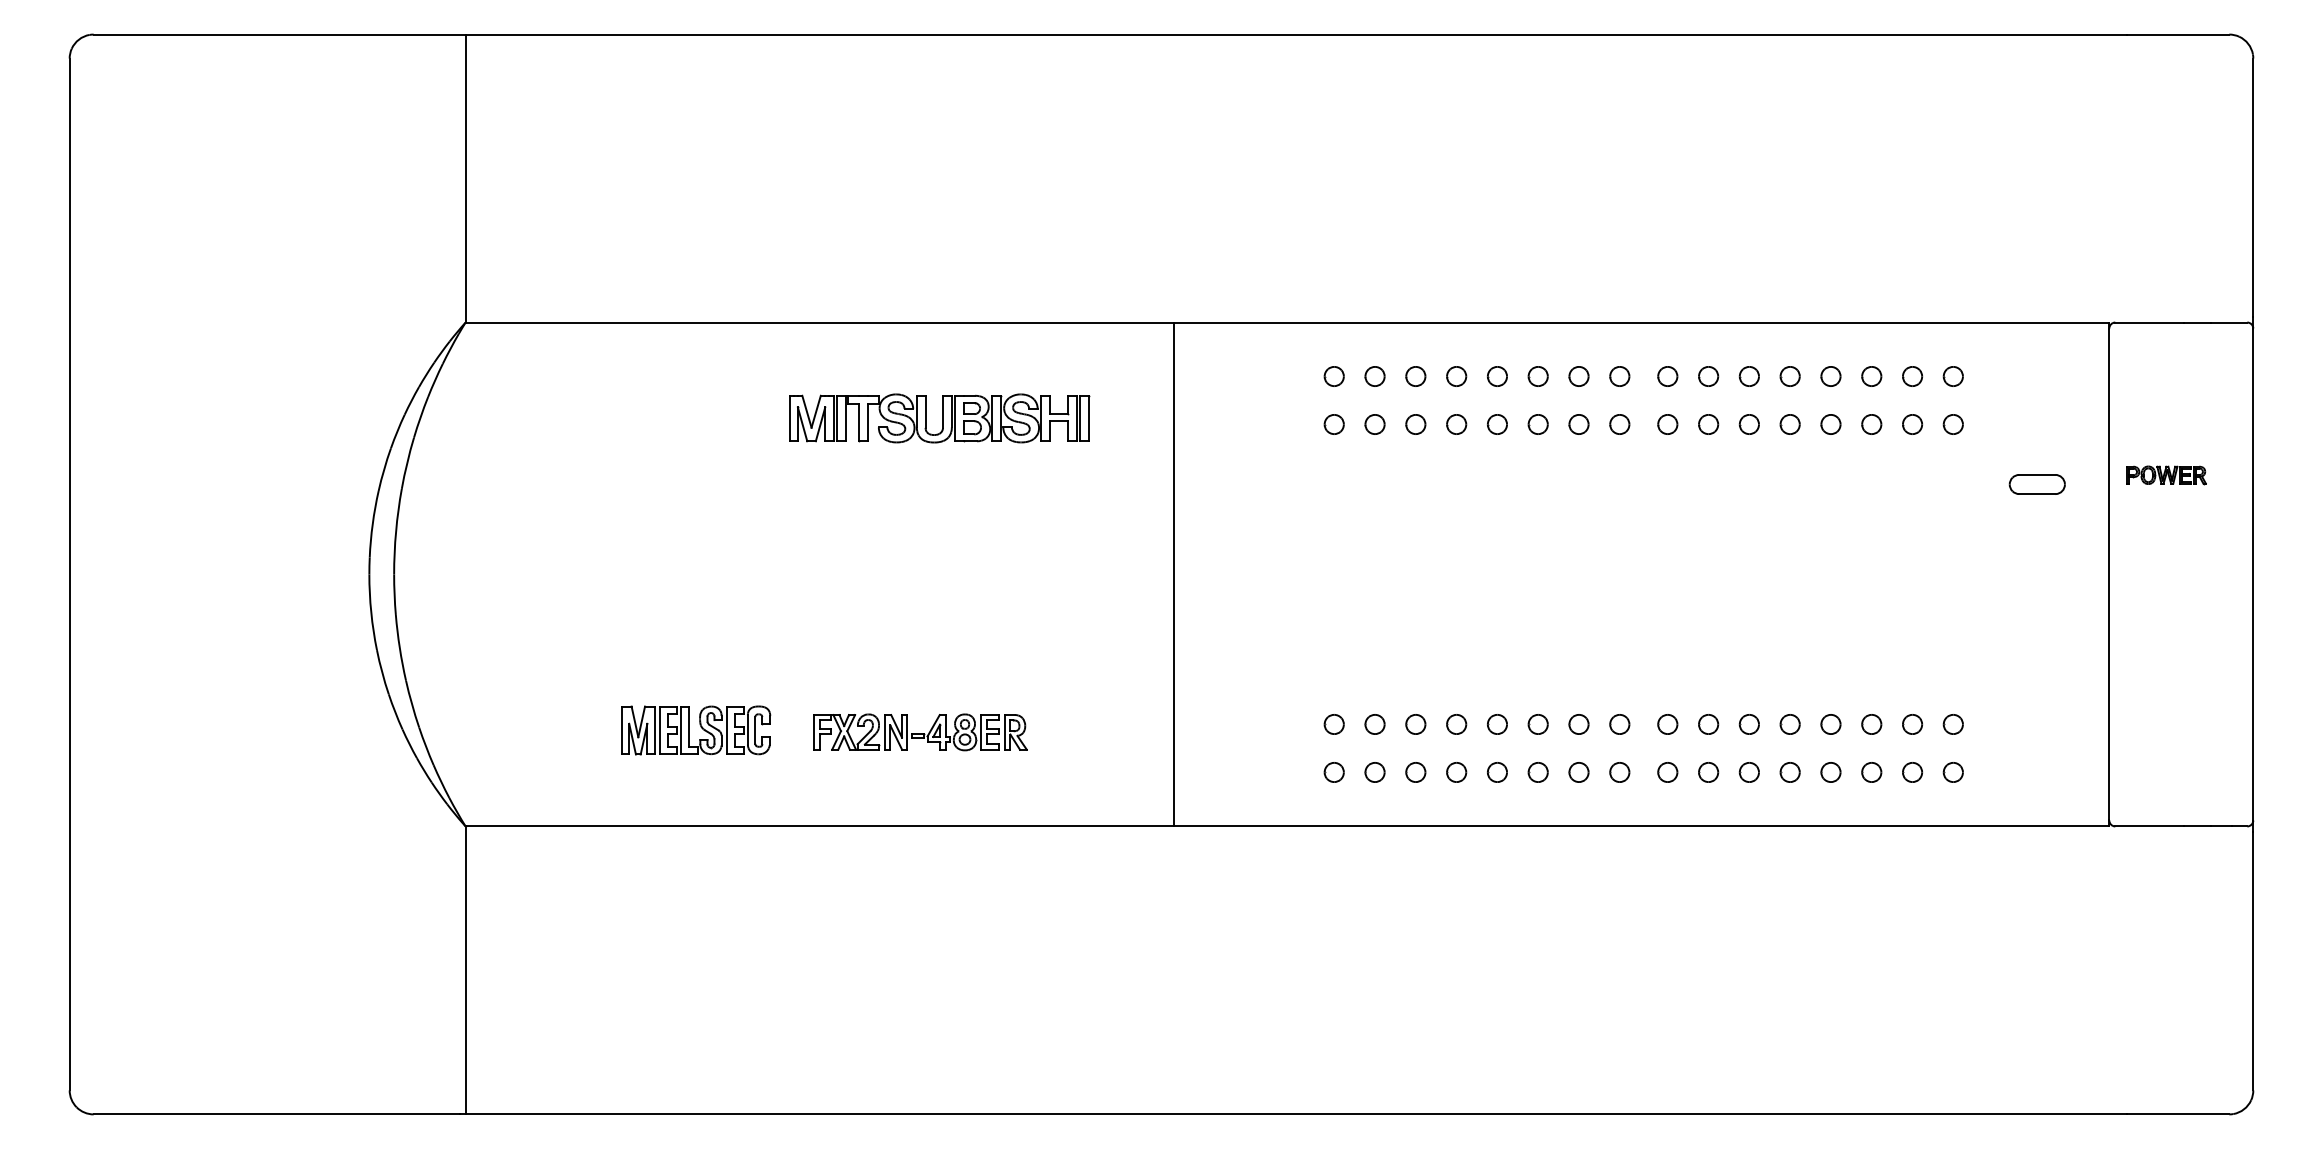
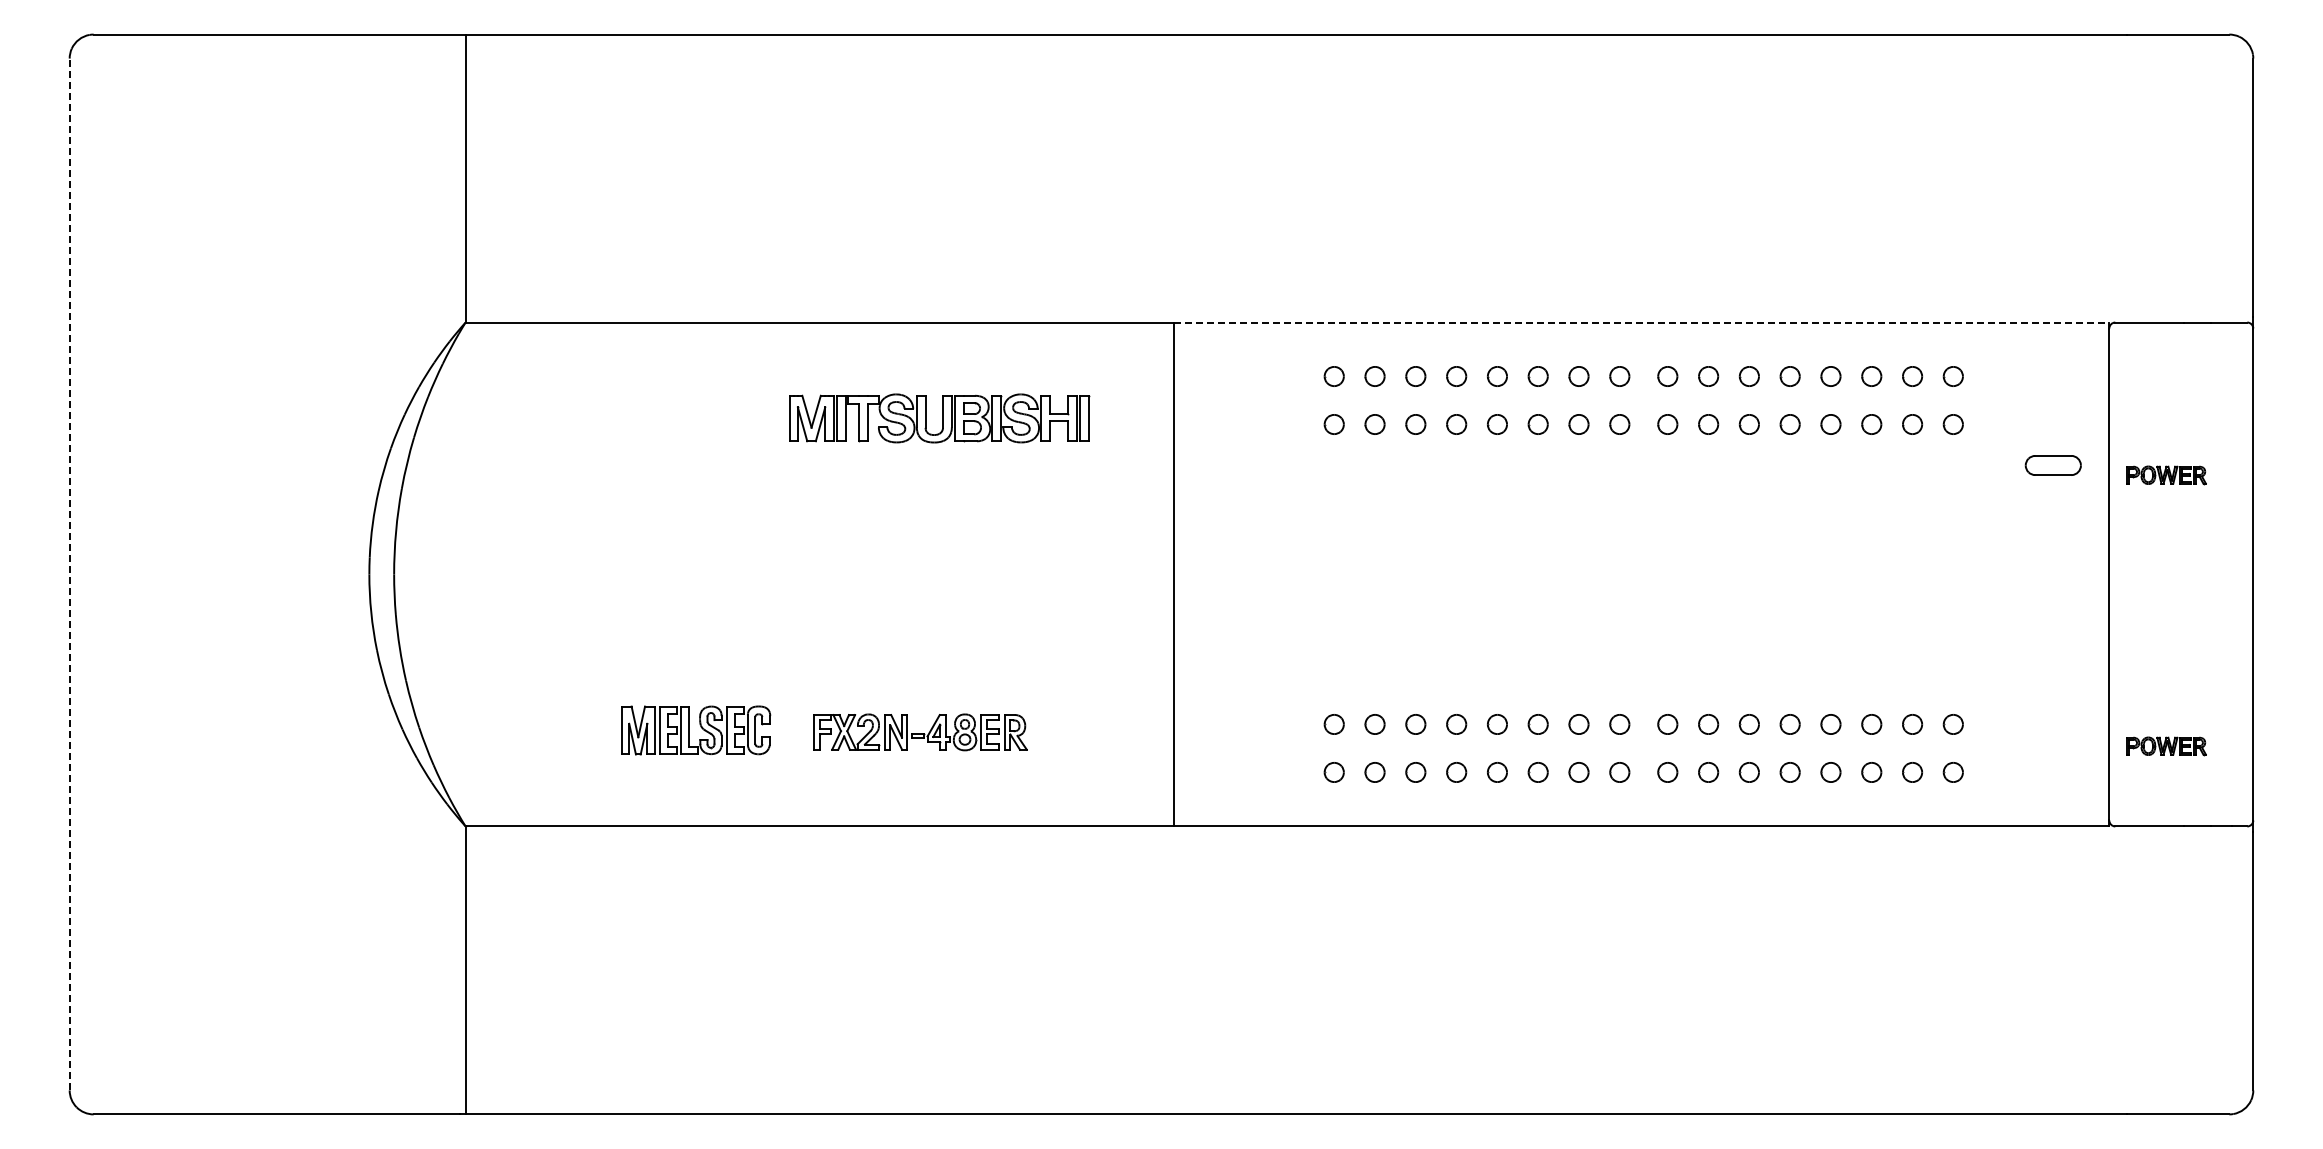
line: solid -> dashed (1641, 322)
part position: (2036, 484) -> (2052, 465) (2052, 465)
line: solid -> dashed (69, 574)
part: none -> present (2166, 746)
